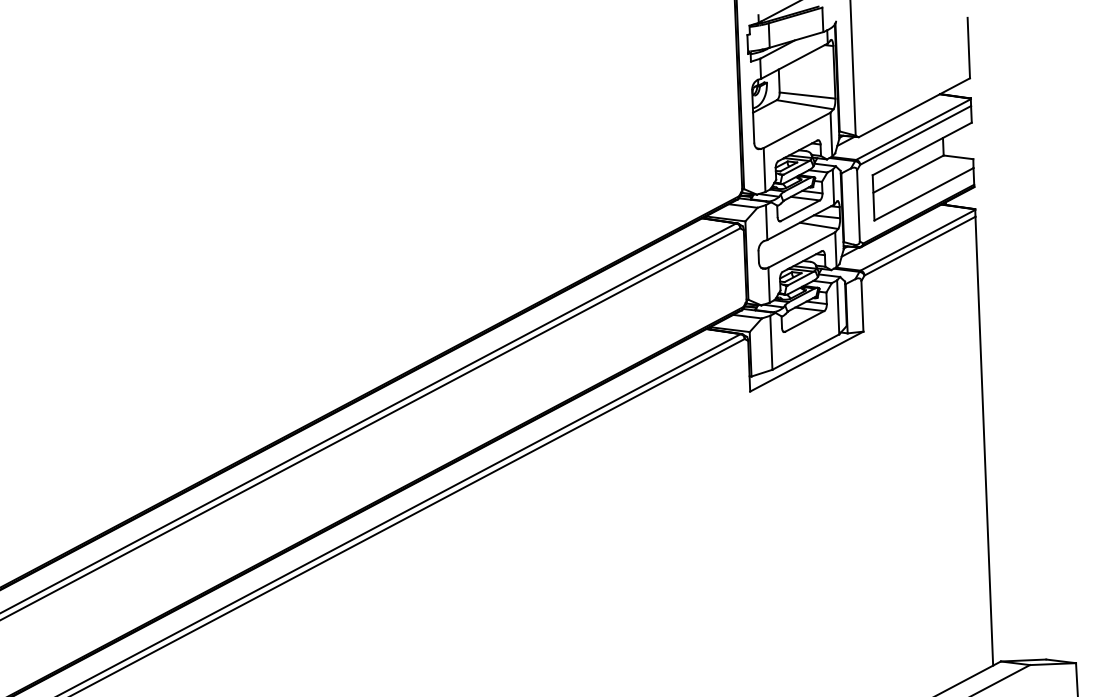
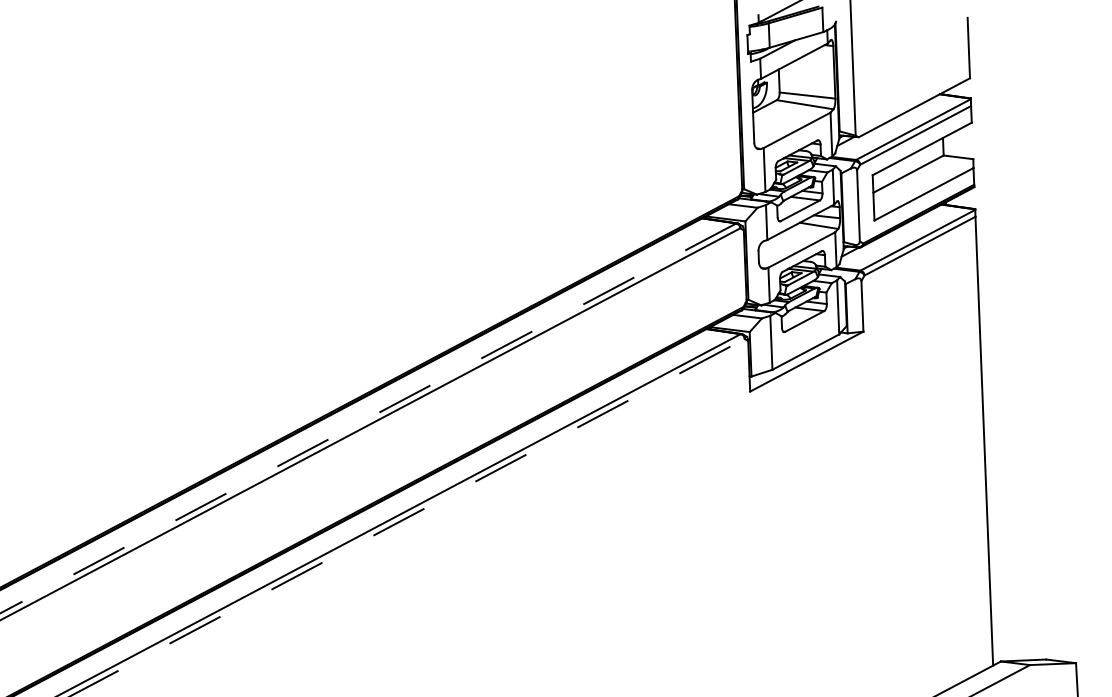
line: solid -> dashed (367, 418)
line: solid -> dashed (407, 517)
